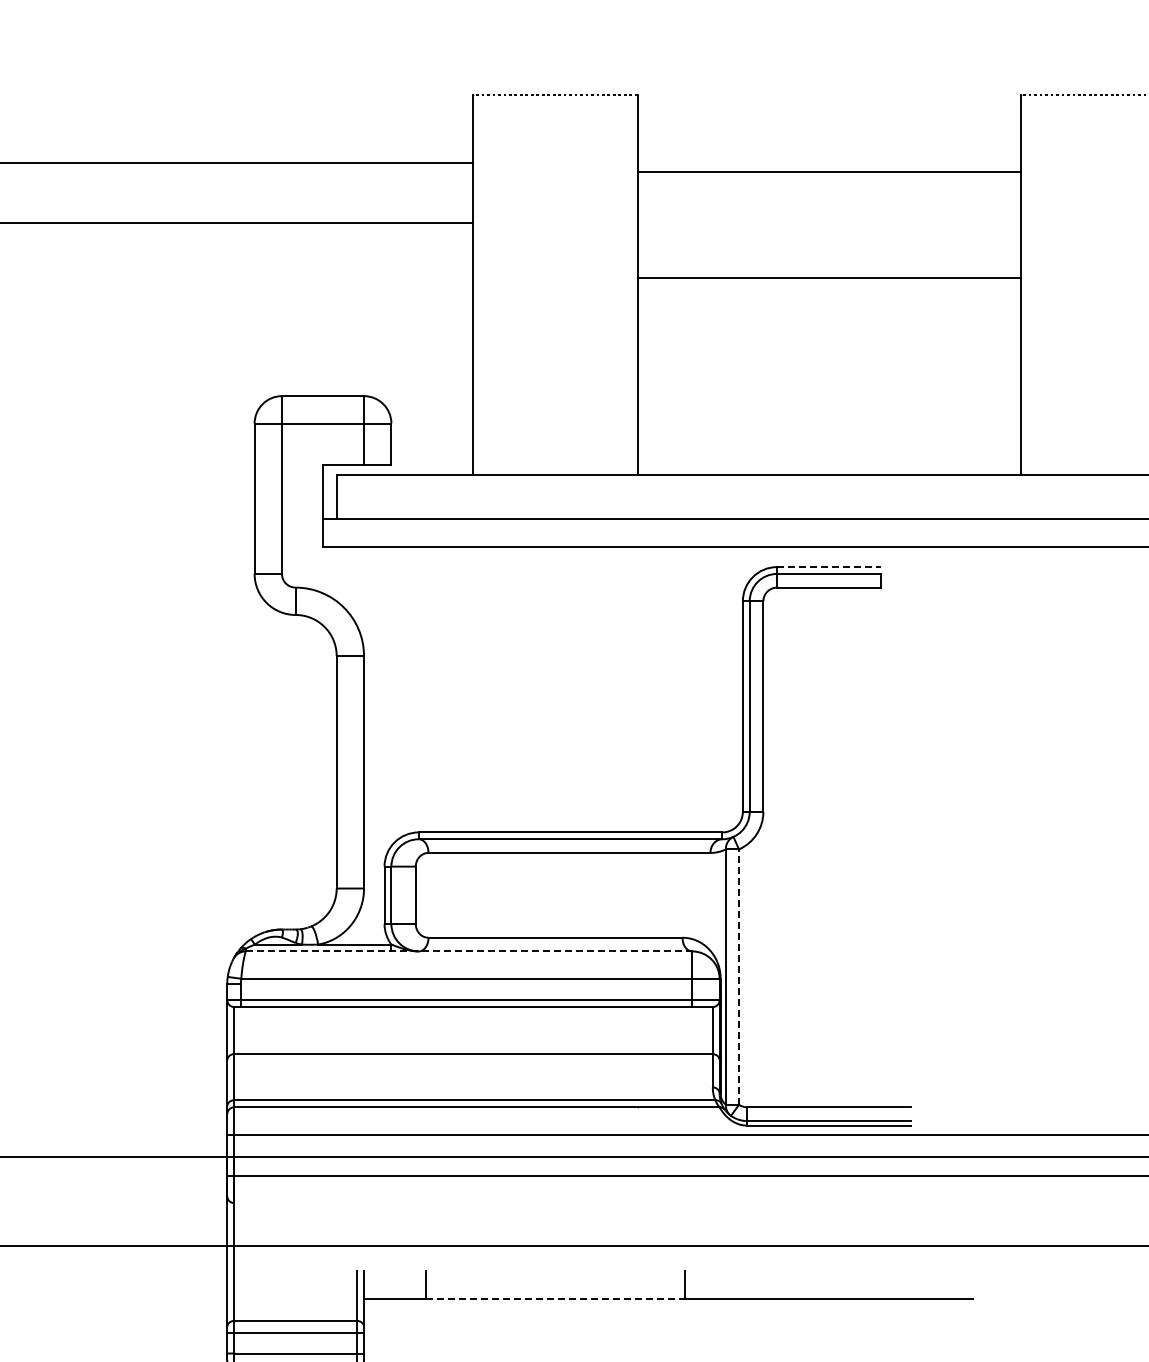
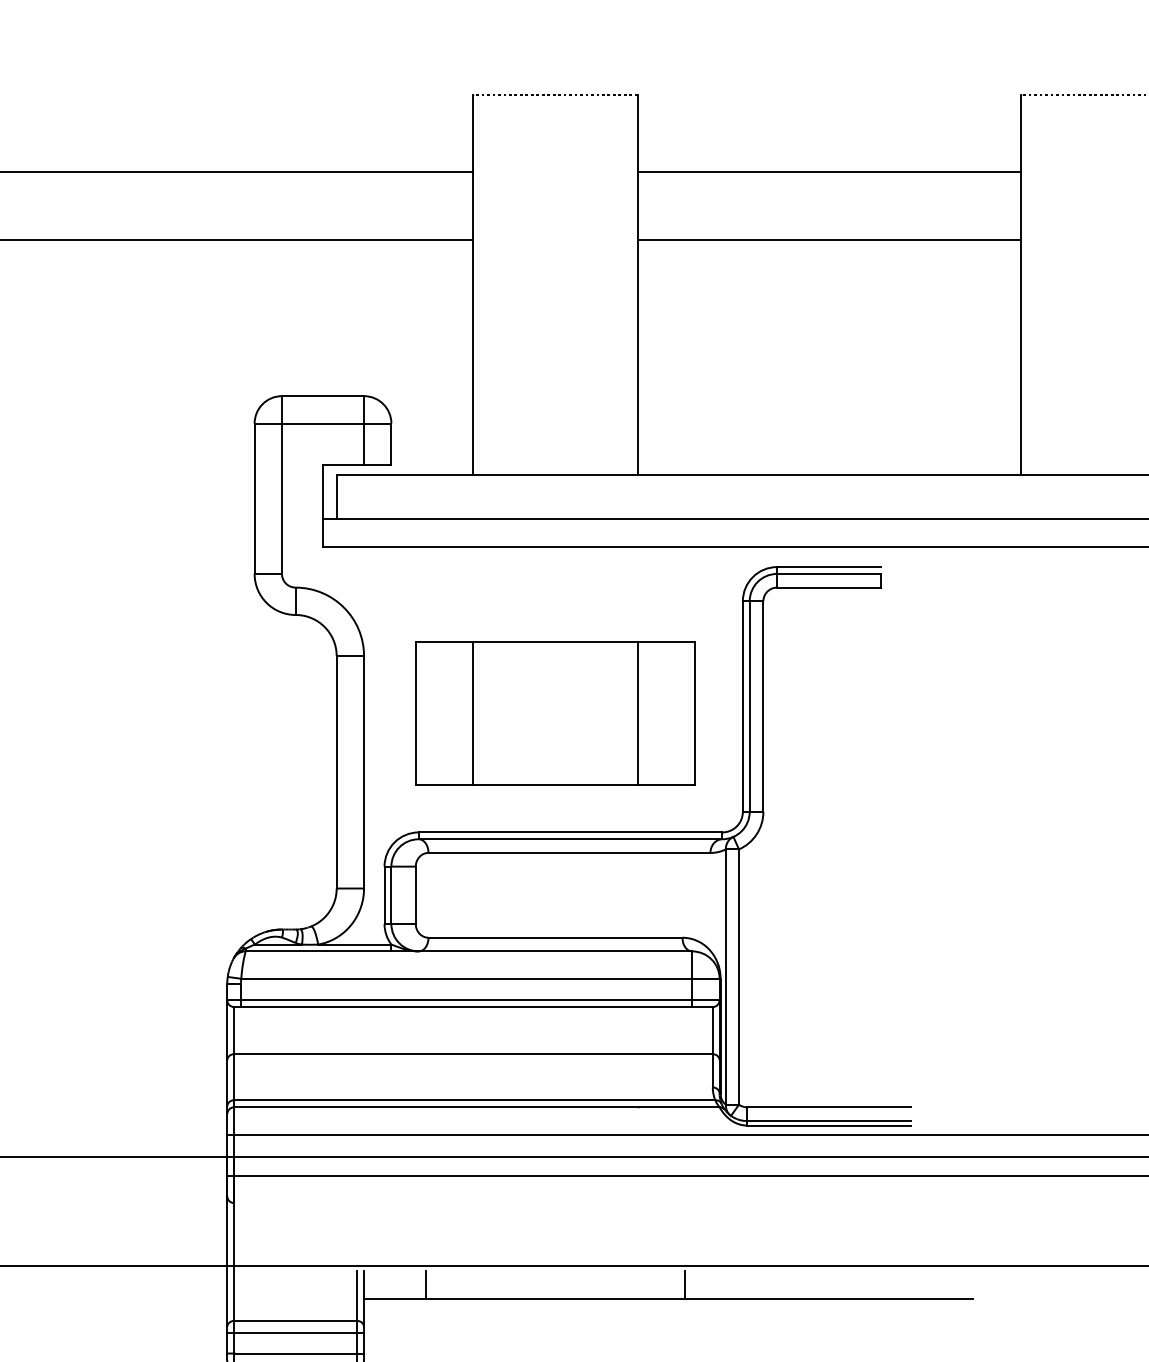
line position: (237, 162) -> (237, 171) (237, 171)
line position: (237, 223) -> (237, 240) (237, 240)
line position: (828, 278) -> (828, 240) (828, 240)
line: dashed -> solid (829, 567)
part: none -> present (555, 713)
line: dashed -> solid (469, 951)
line: dashed -> solid (739, 977)
line position: (573, 1245) -> (573, 1265) (573, 1265)
line: dashed -> solid (555, 1298)
